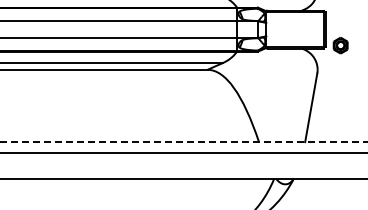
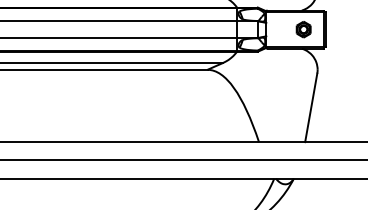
part position: (340, 45) -> (303, 29) (303, 29)
line: dashed -> solid (184, 142)
line position: (183, 153) -> (183, 160) (183, 160)
